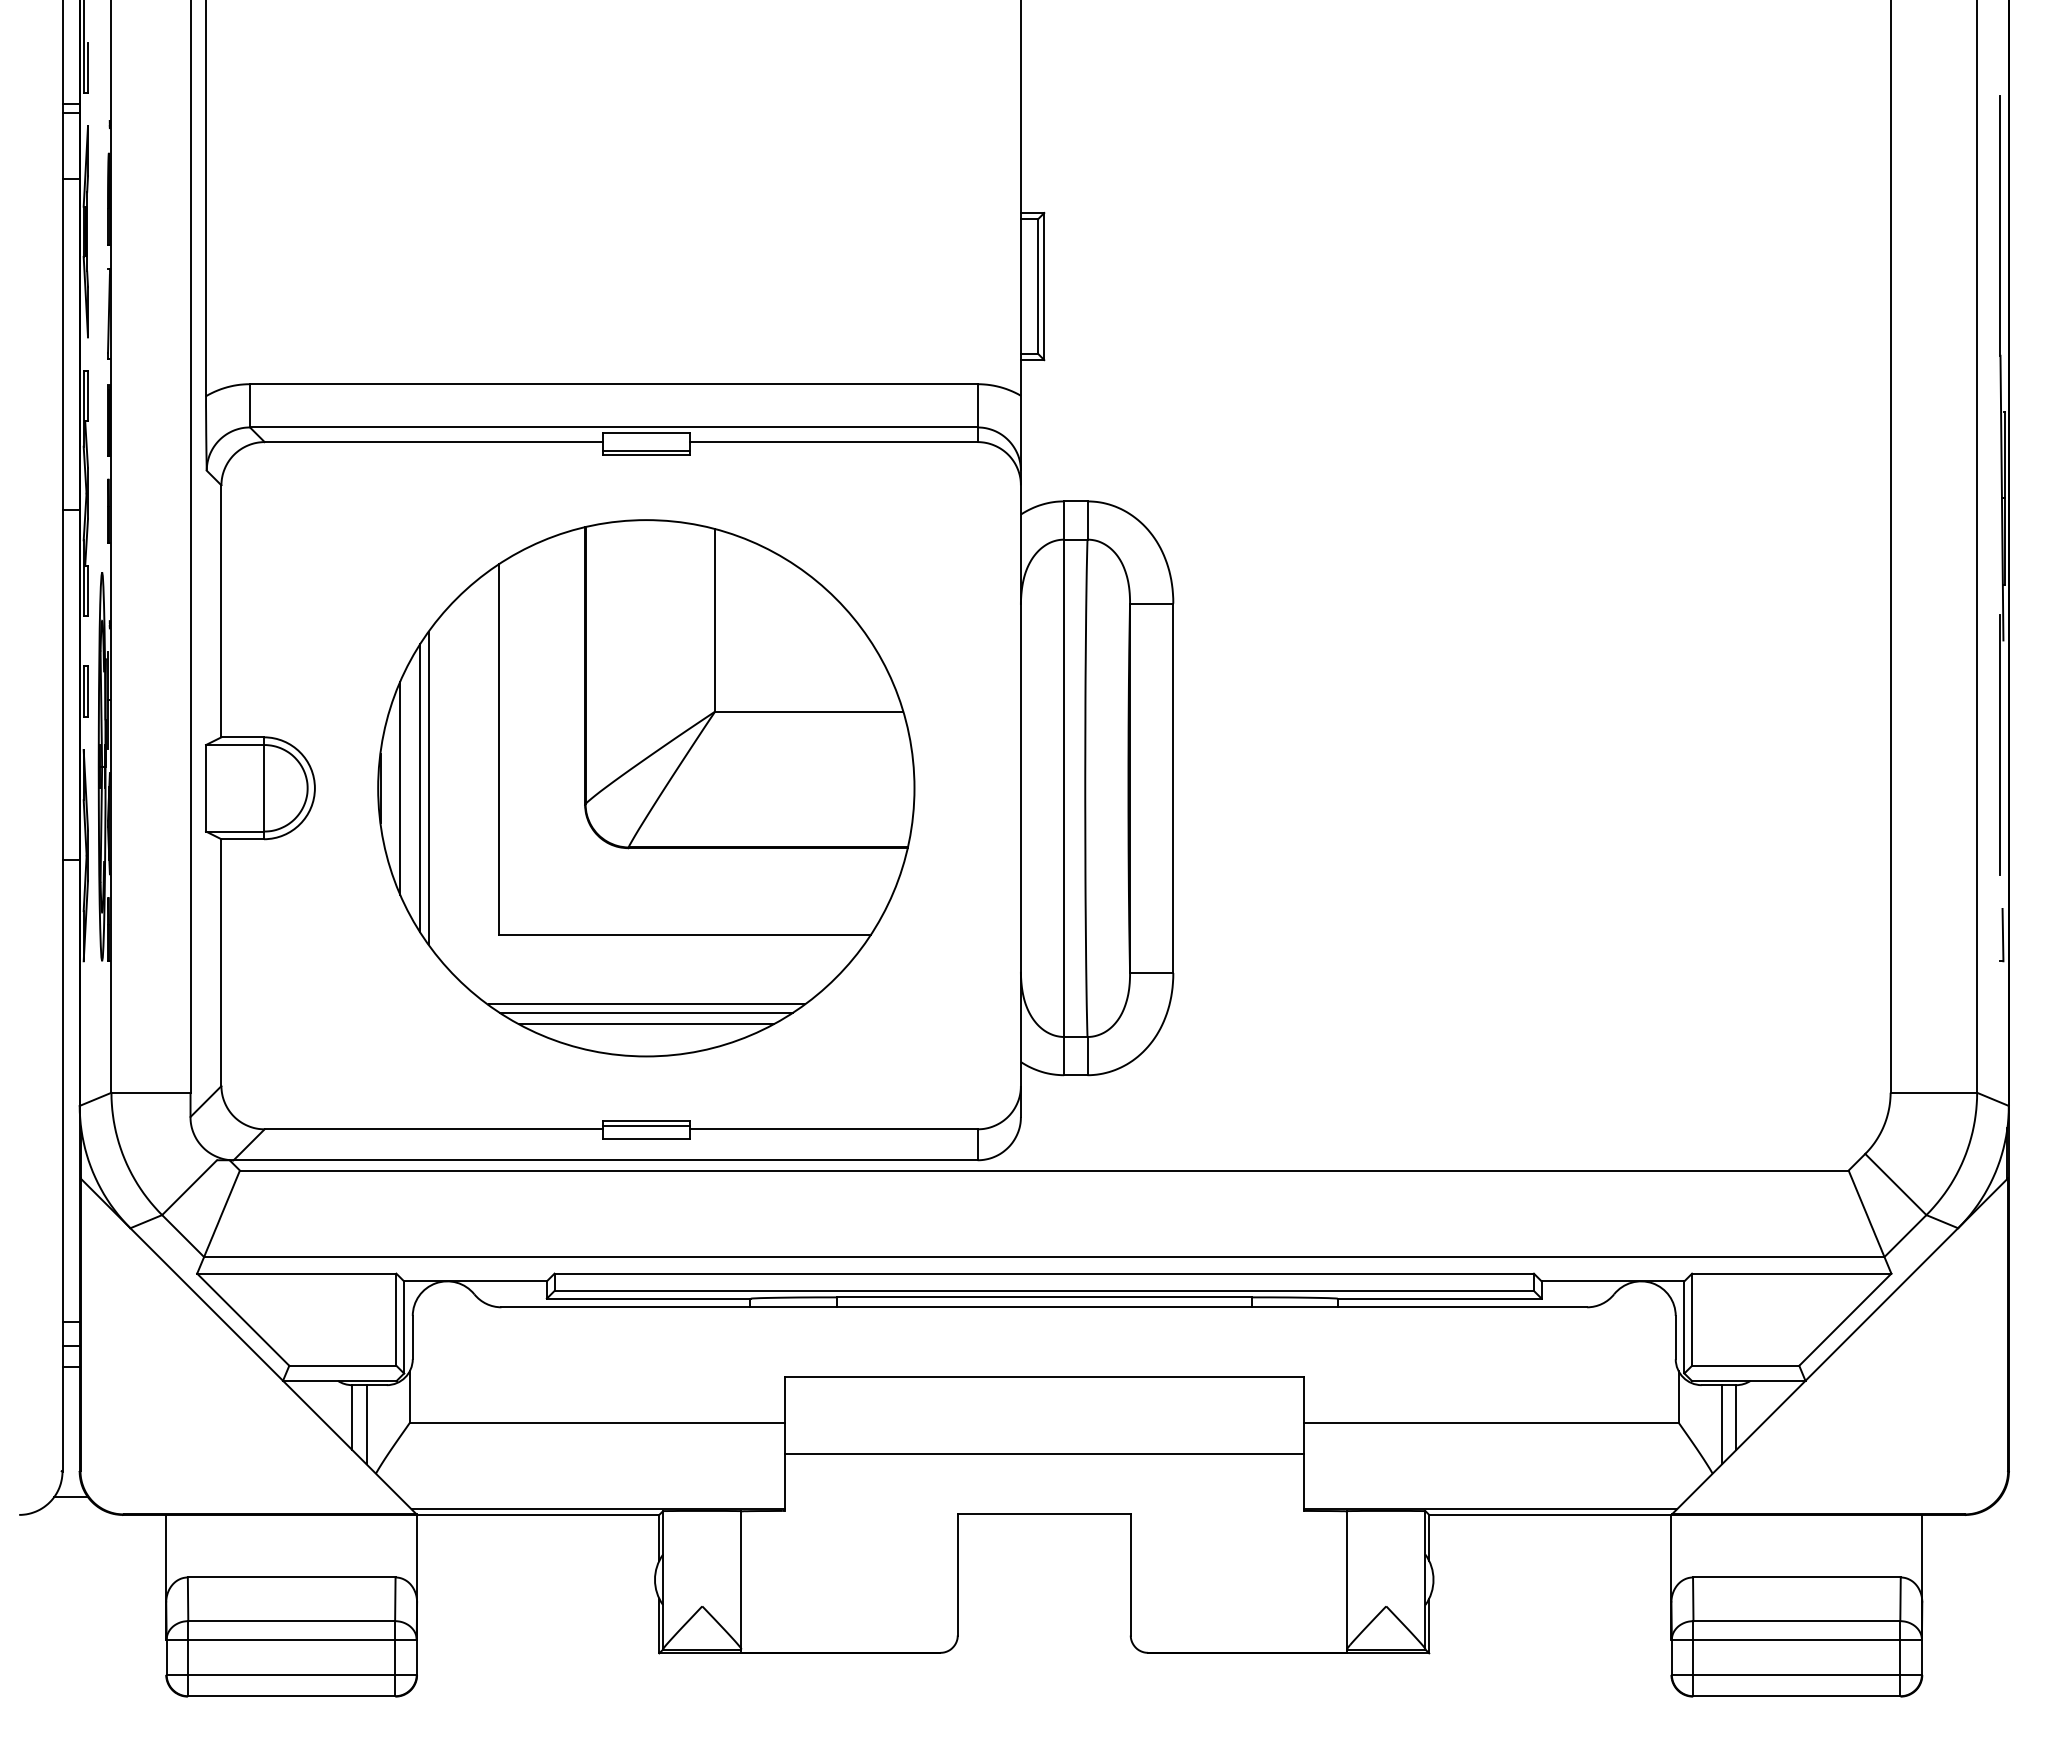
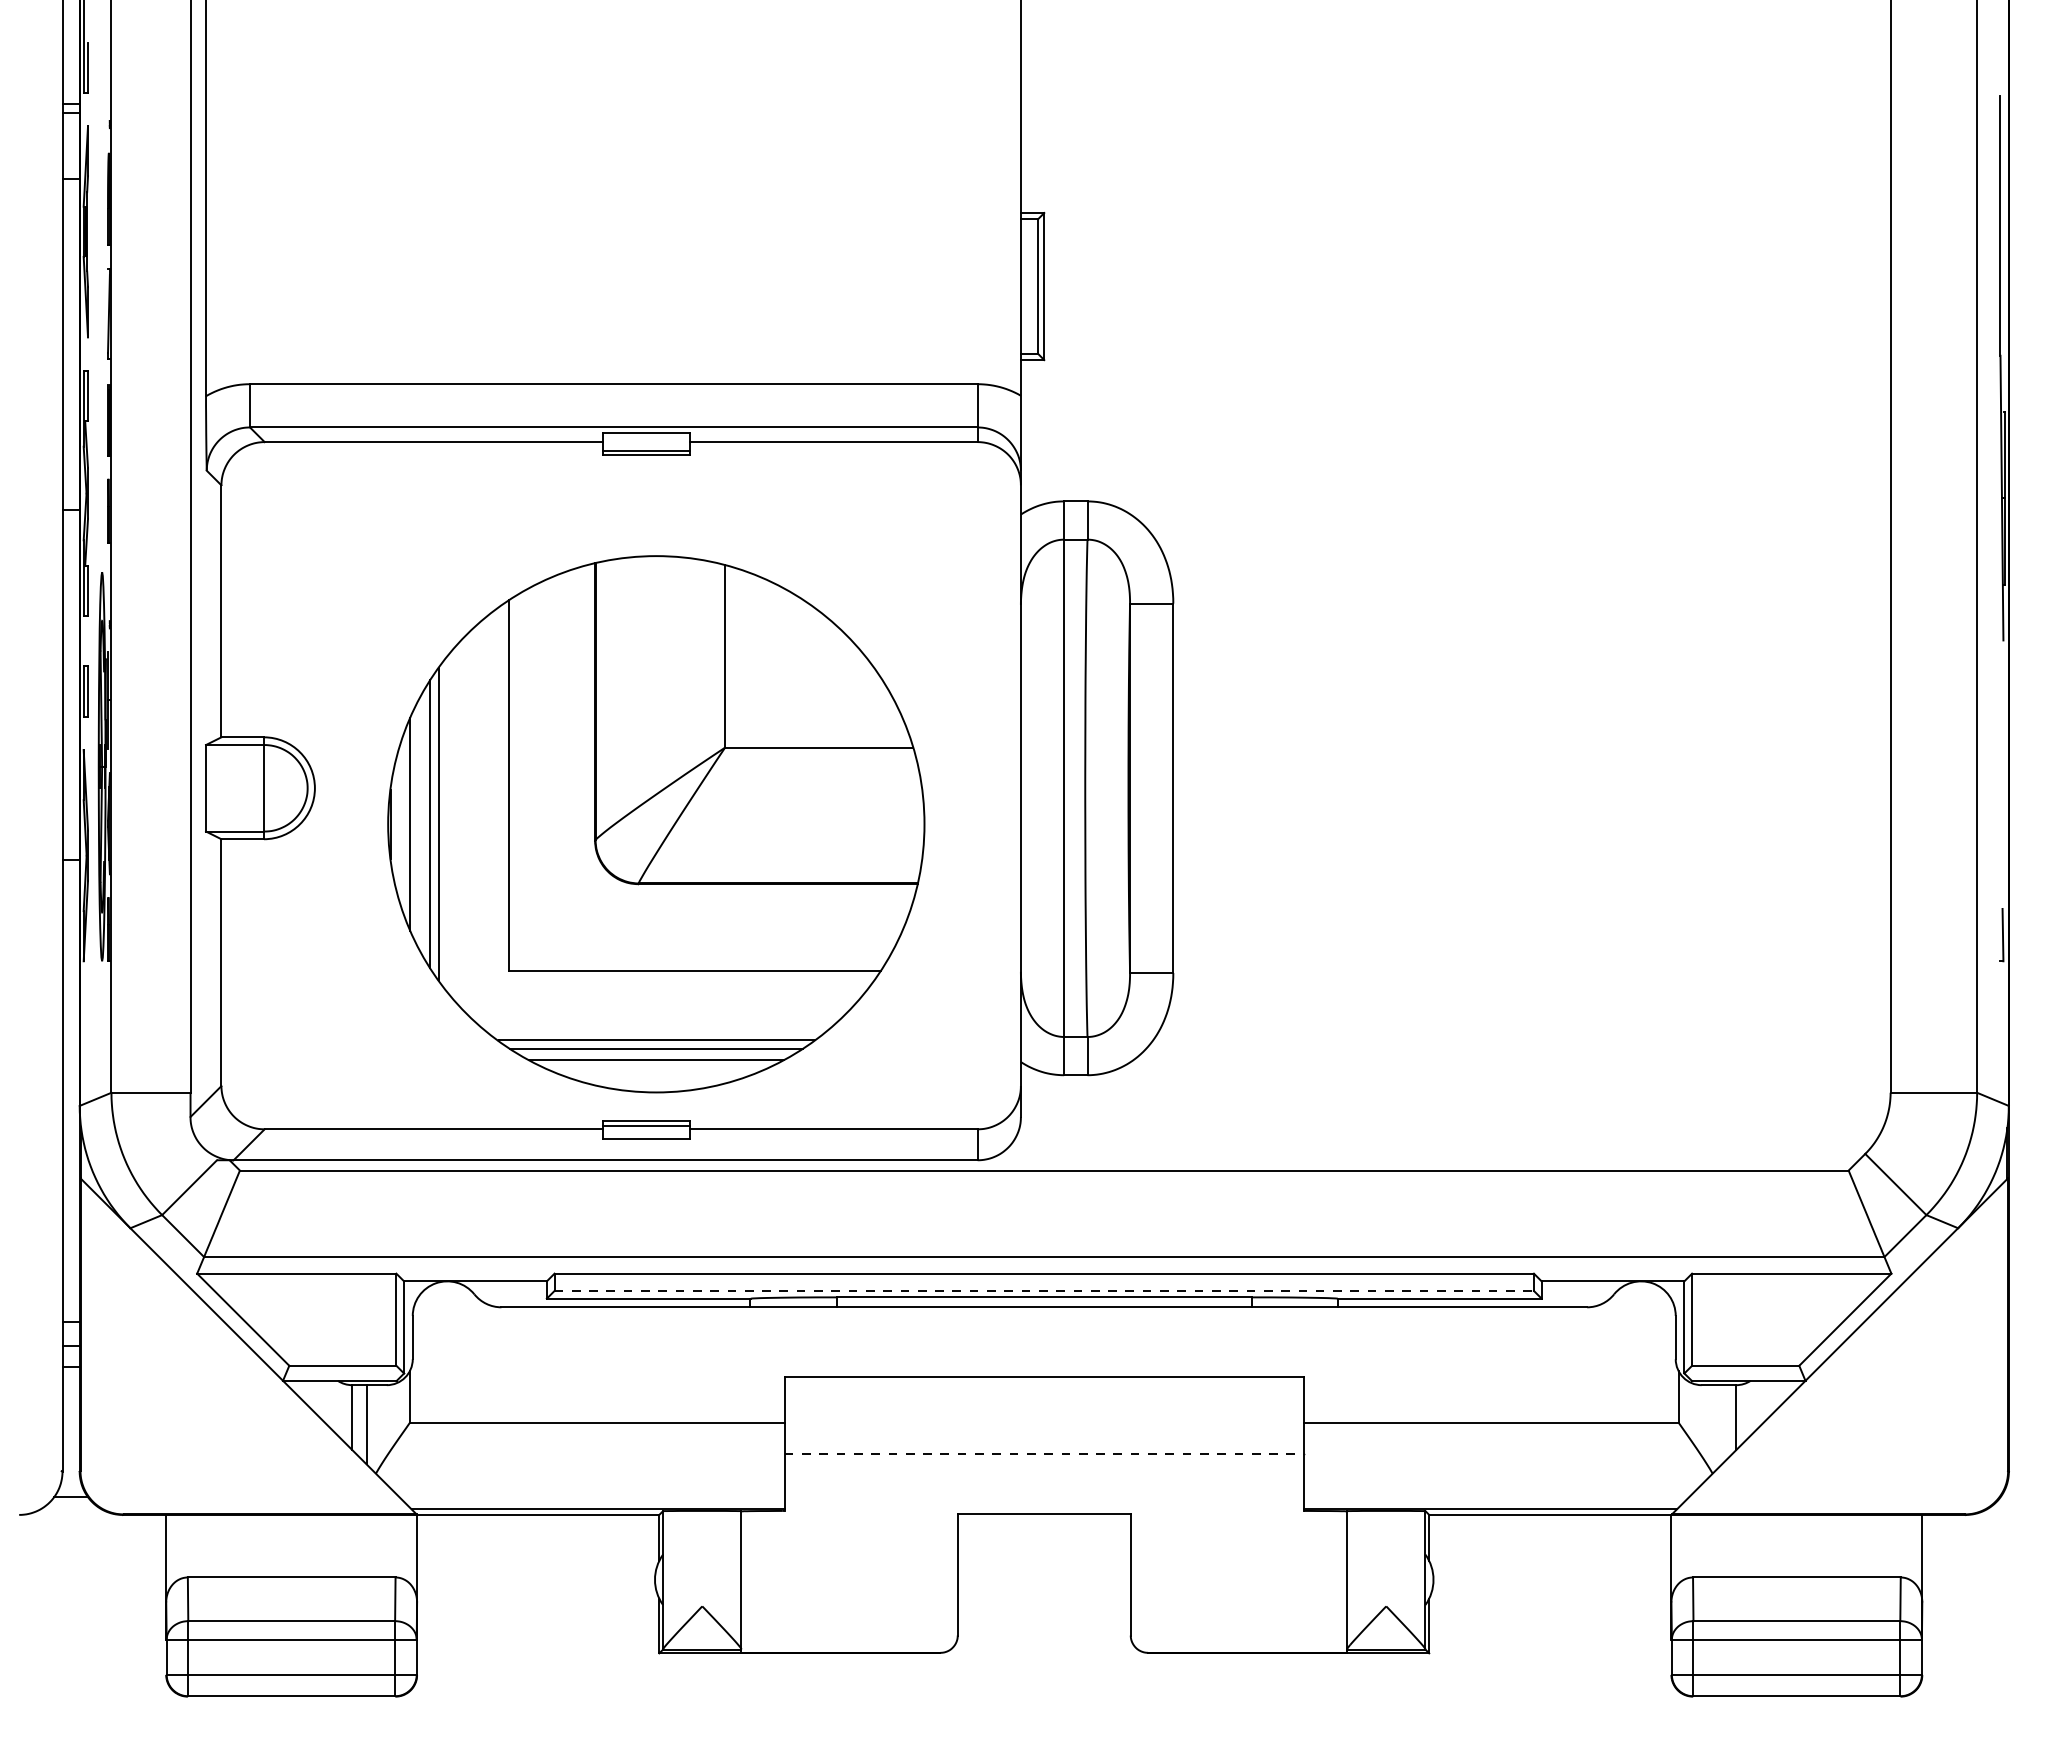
line: present -> none (2000, 744)
part position: (646, 788) -> (656, 824) (656, 824)
line: solid -> dashed (1044, 1290)
line: present -> none (1721, 1424)
line: solid -> dashed (1044, 1454)
